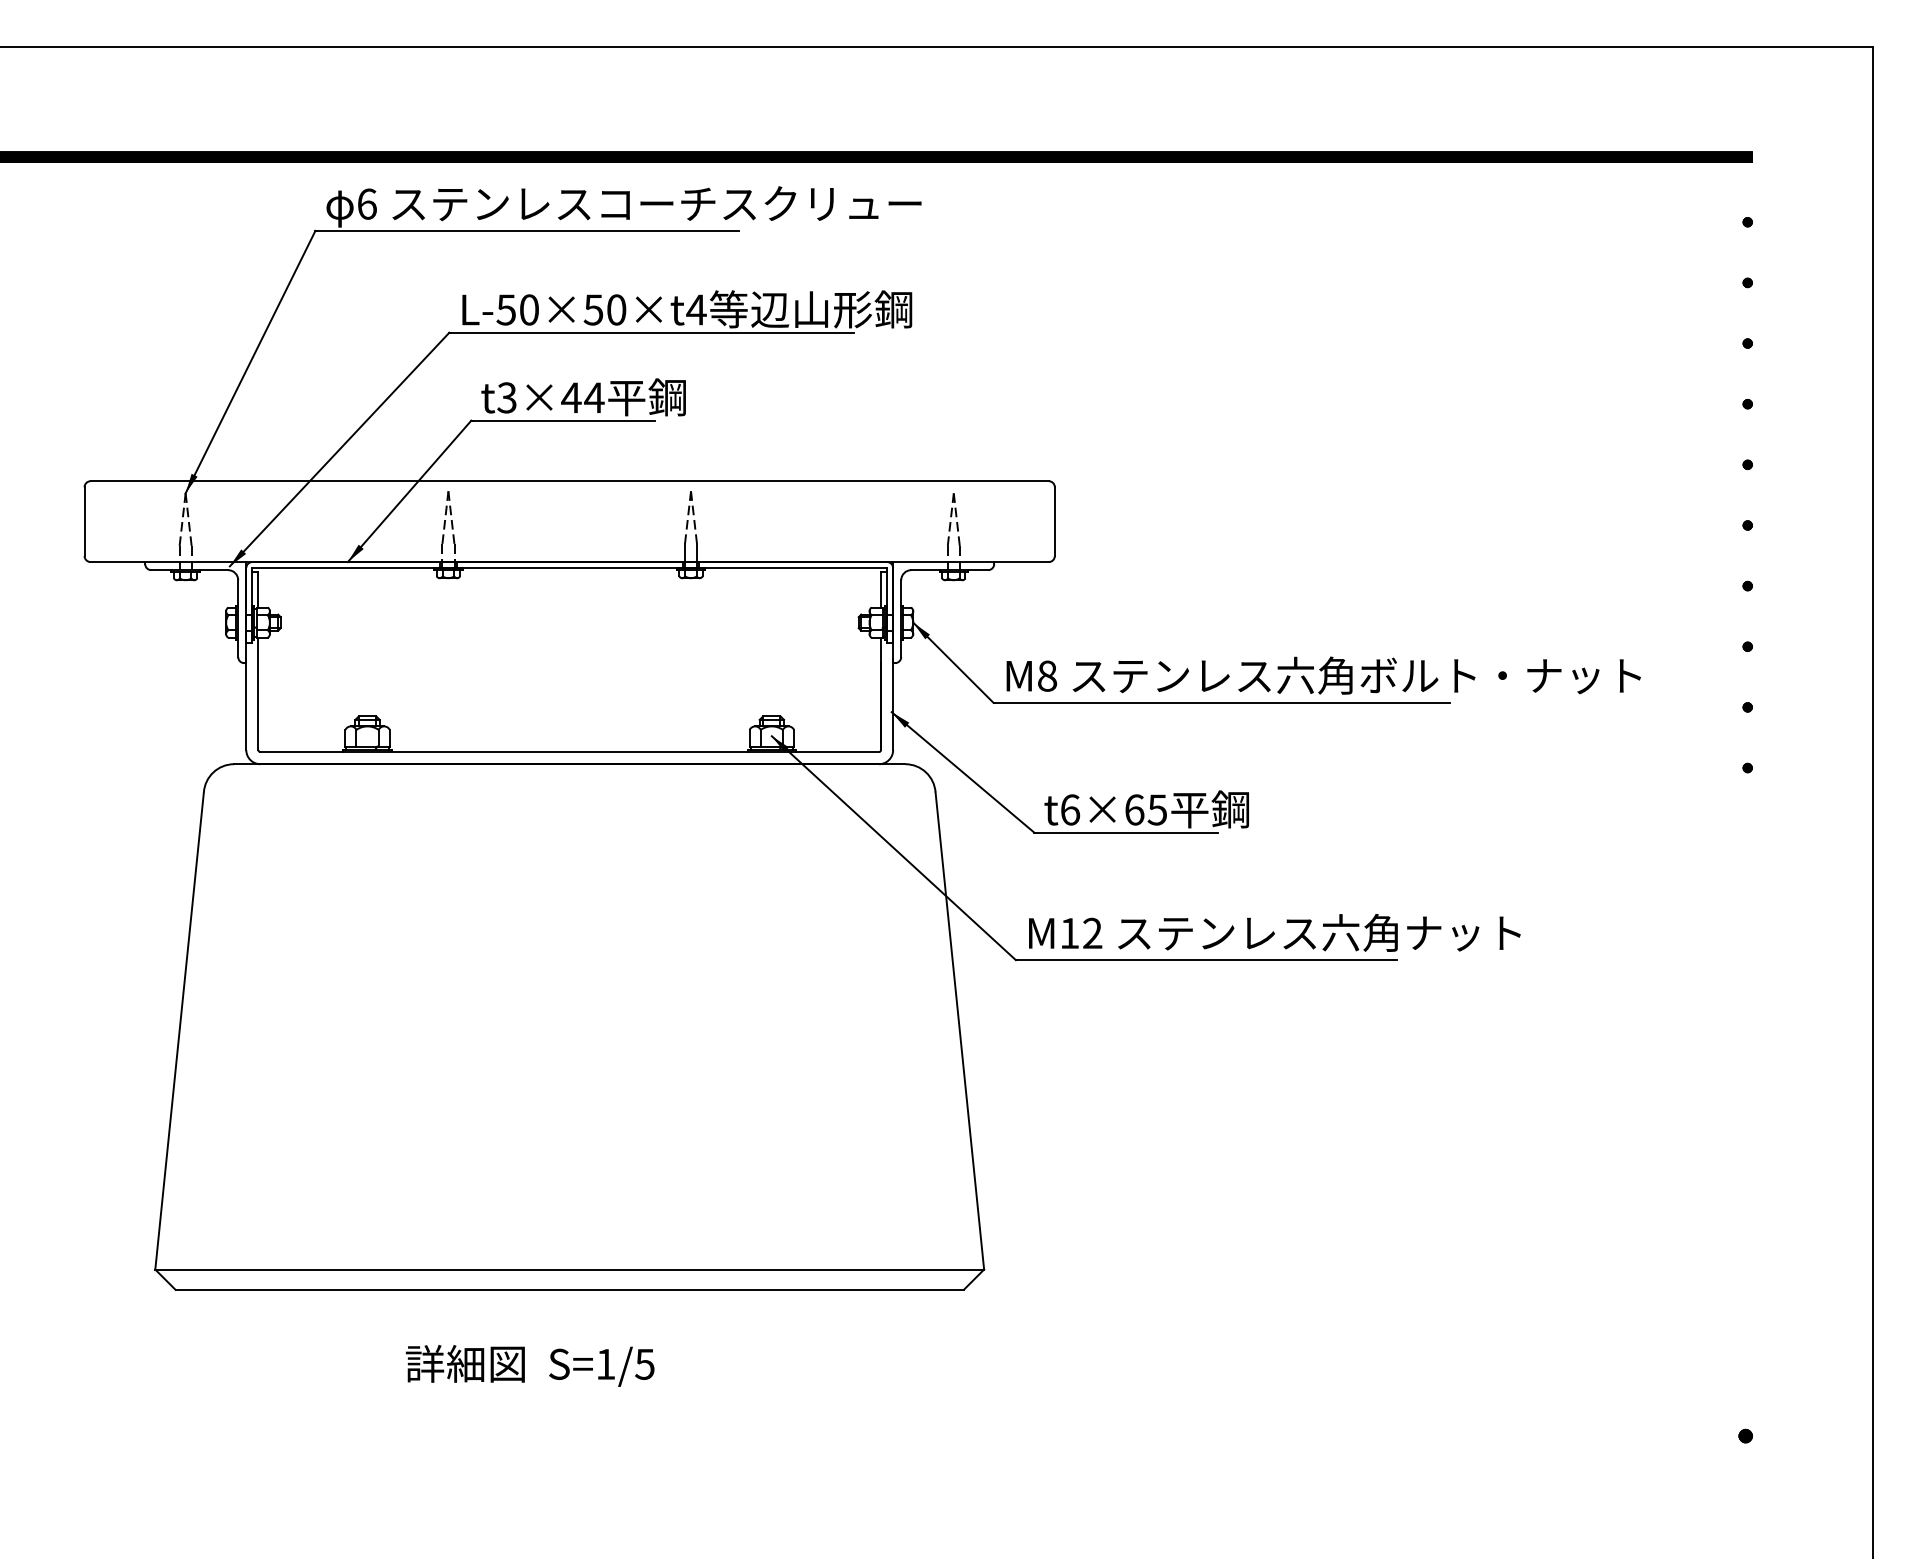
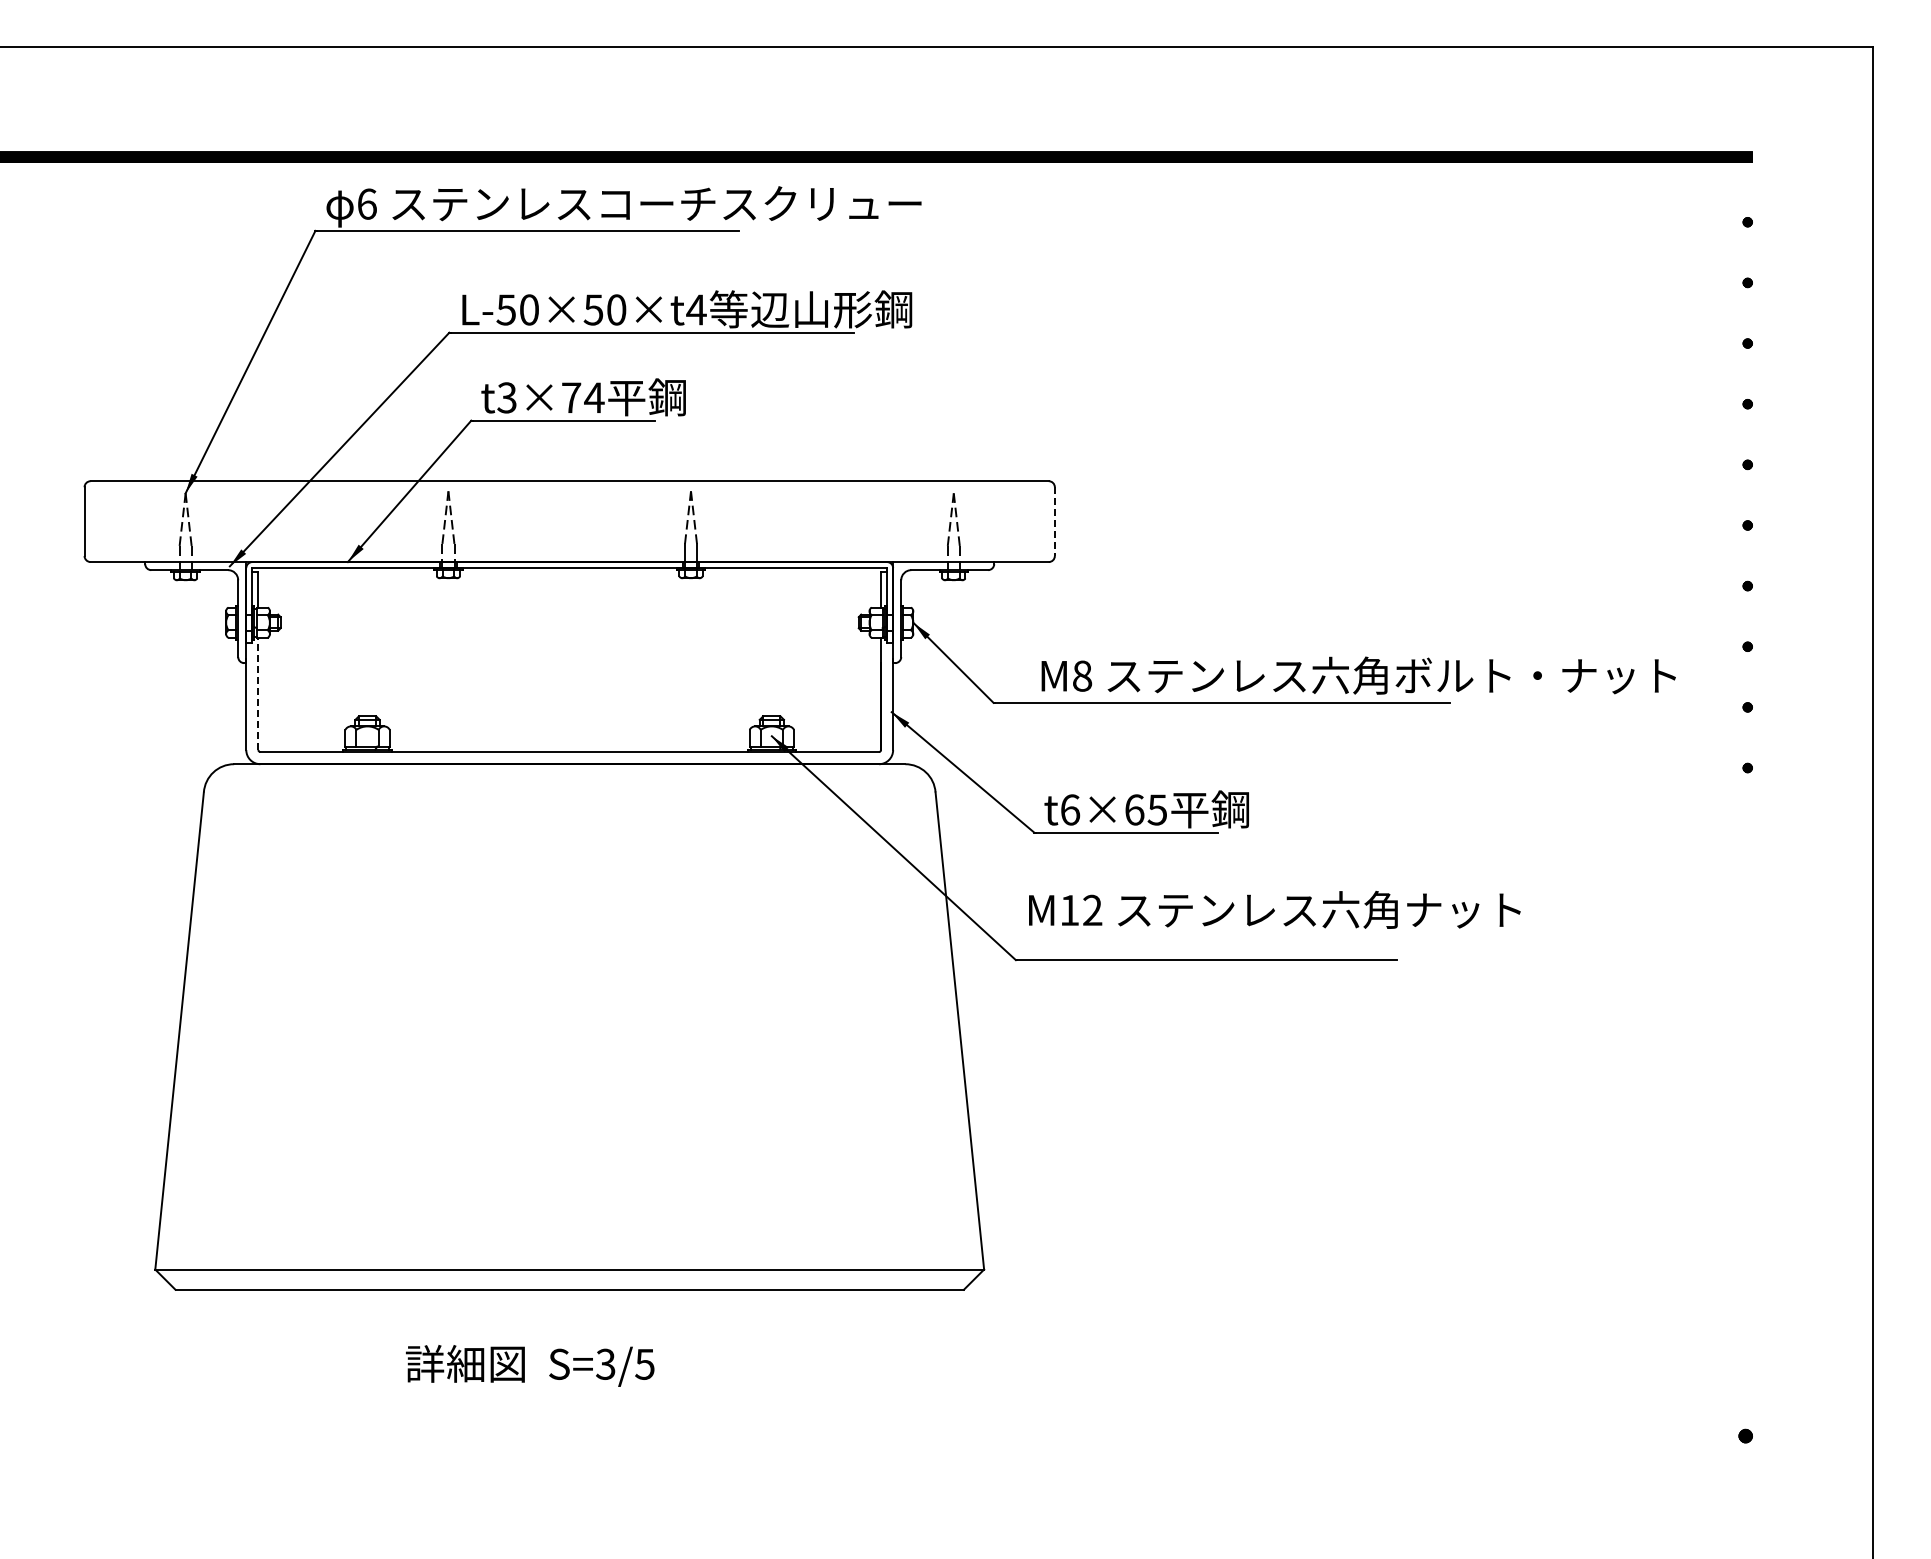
text: t3×44 -> t3×74 (571, 397)
line: solid -> dashed (1054, 522)
text position: (1323, 675) -> (1358, 675) (1358, 675)
line: solid -> dashed (258, 693)
text position: (1274, 932) -> (1274, 909) (1274, 909)
text: S=1/5 -> S=3/5 (605, 1363)
